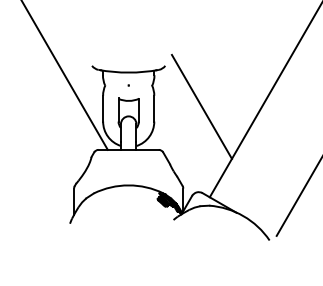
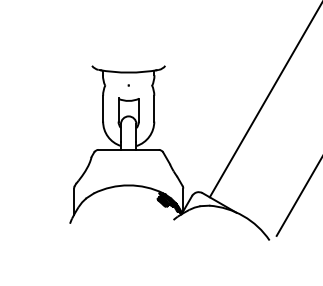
line: present -> none (64, 75)
line: present -> none (201, 106)
